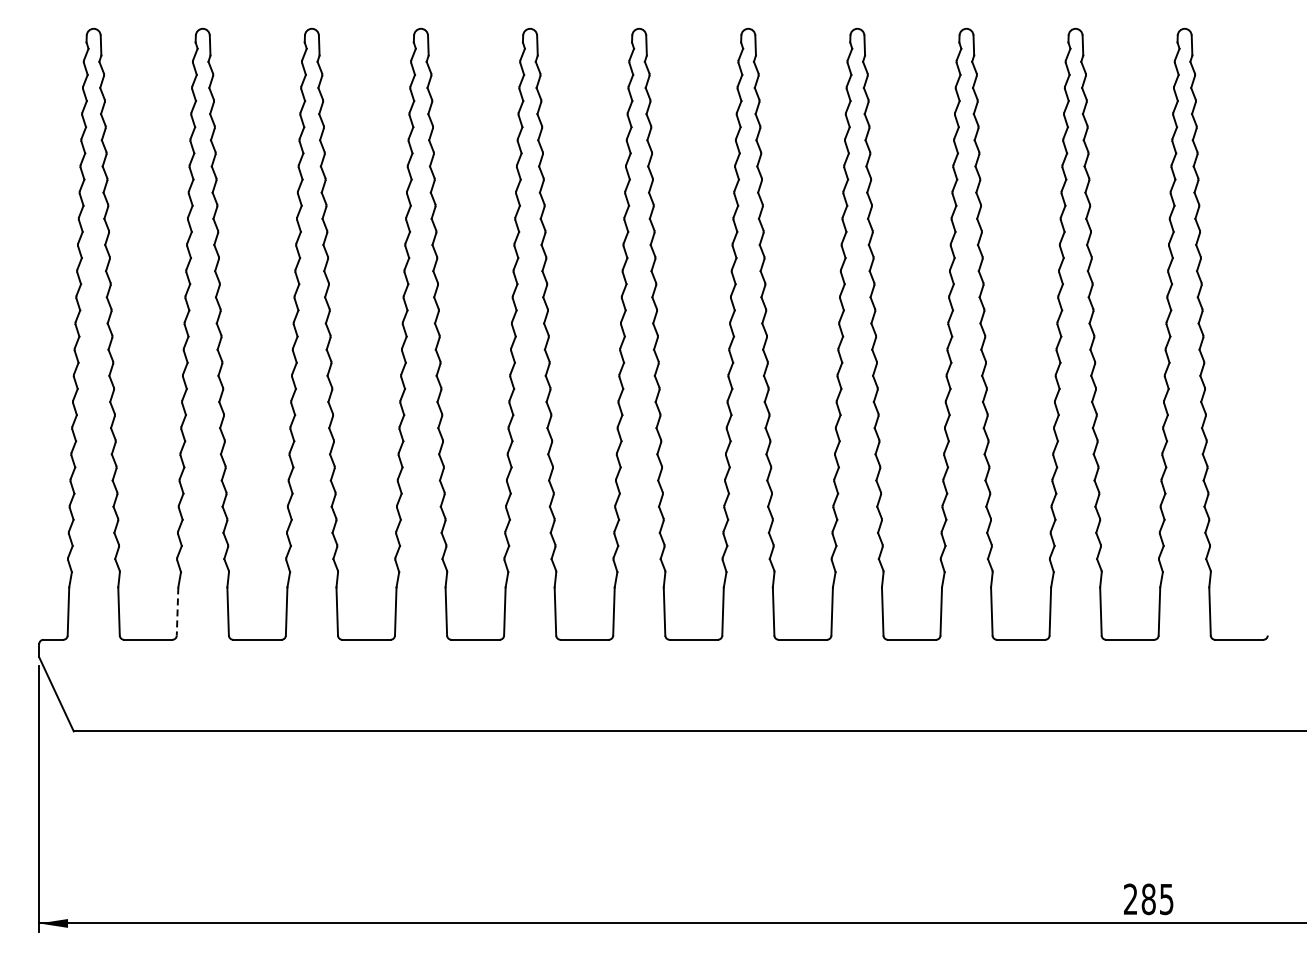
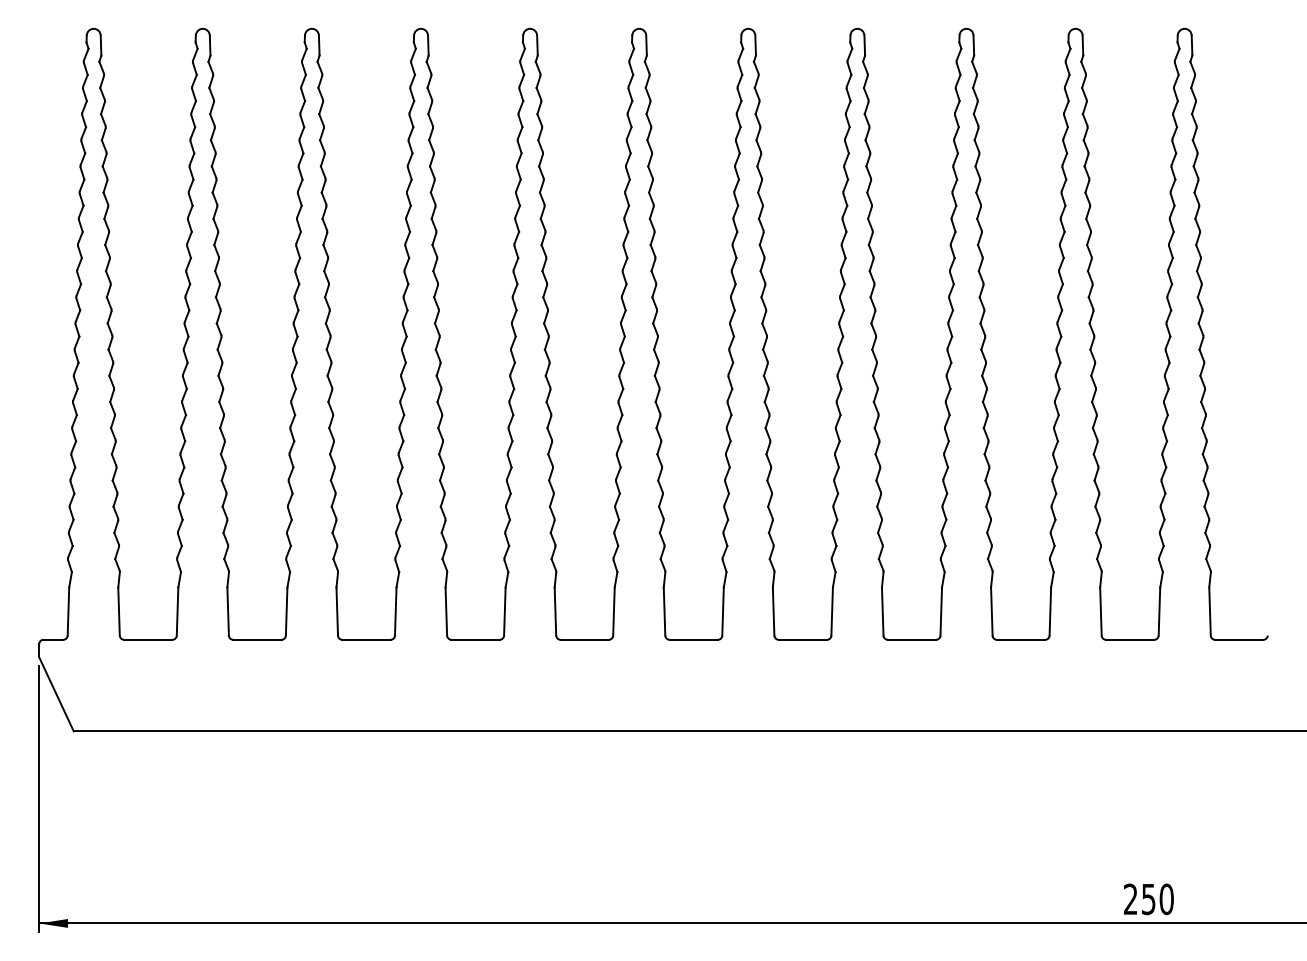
line: dashed -> solid (177, 612)
text: 285 -> 250 (1157, 899)
